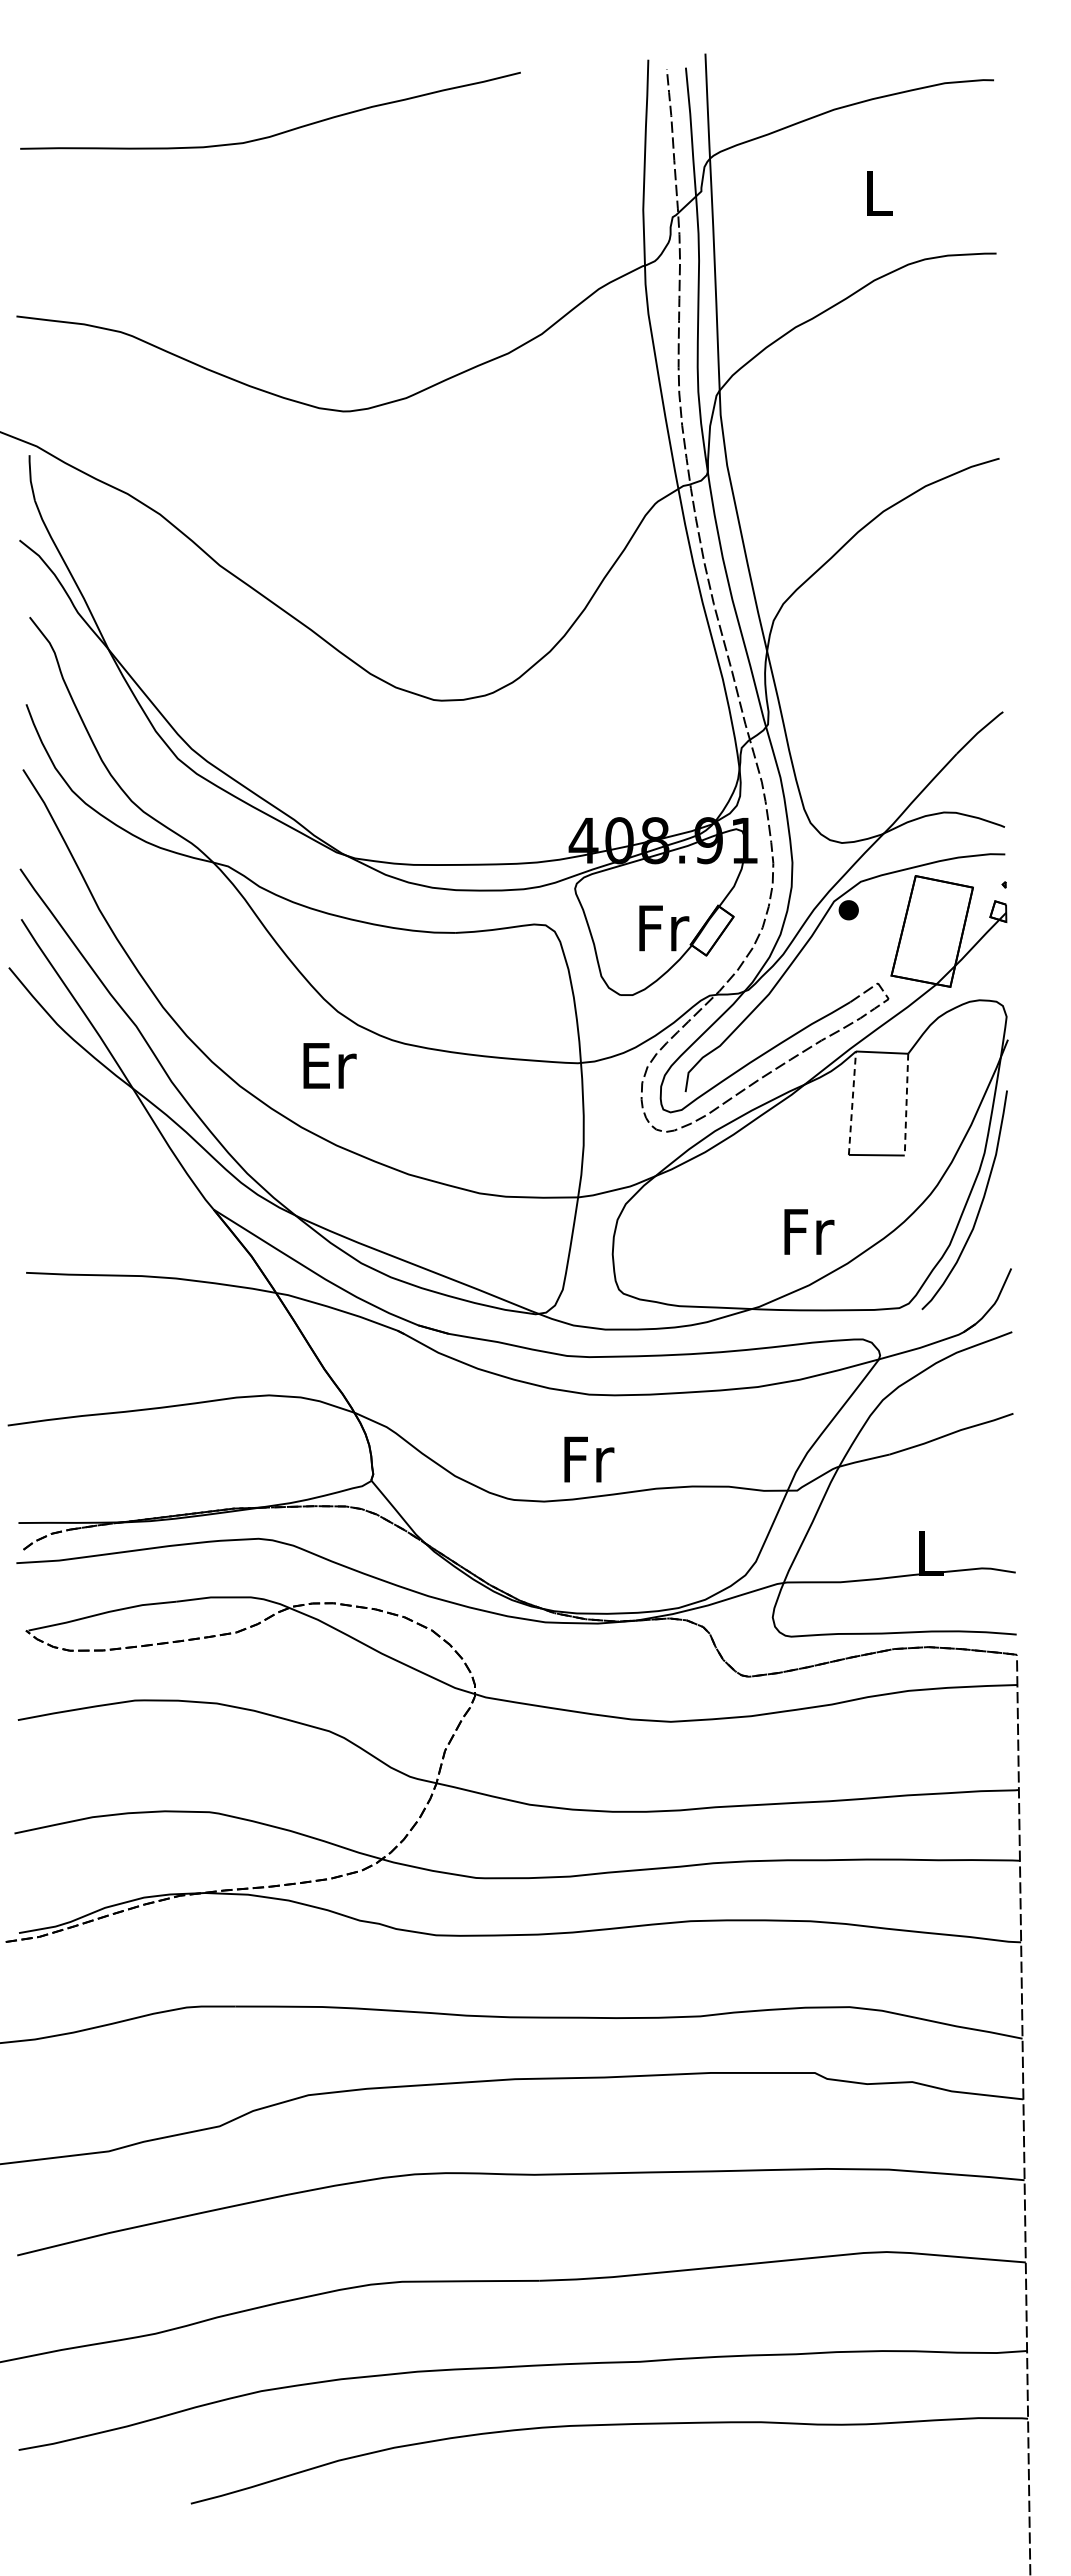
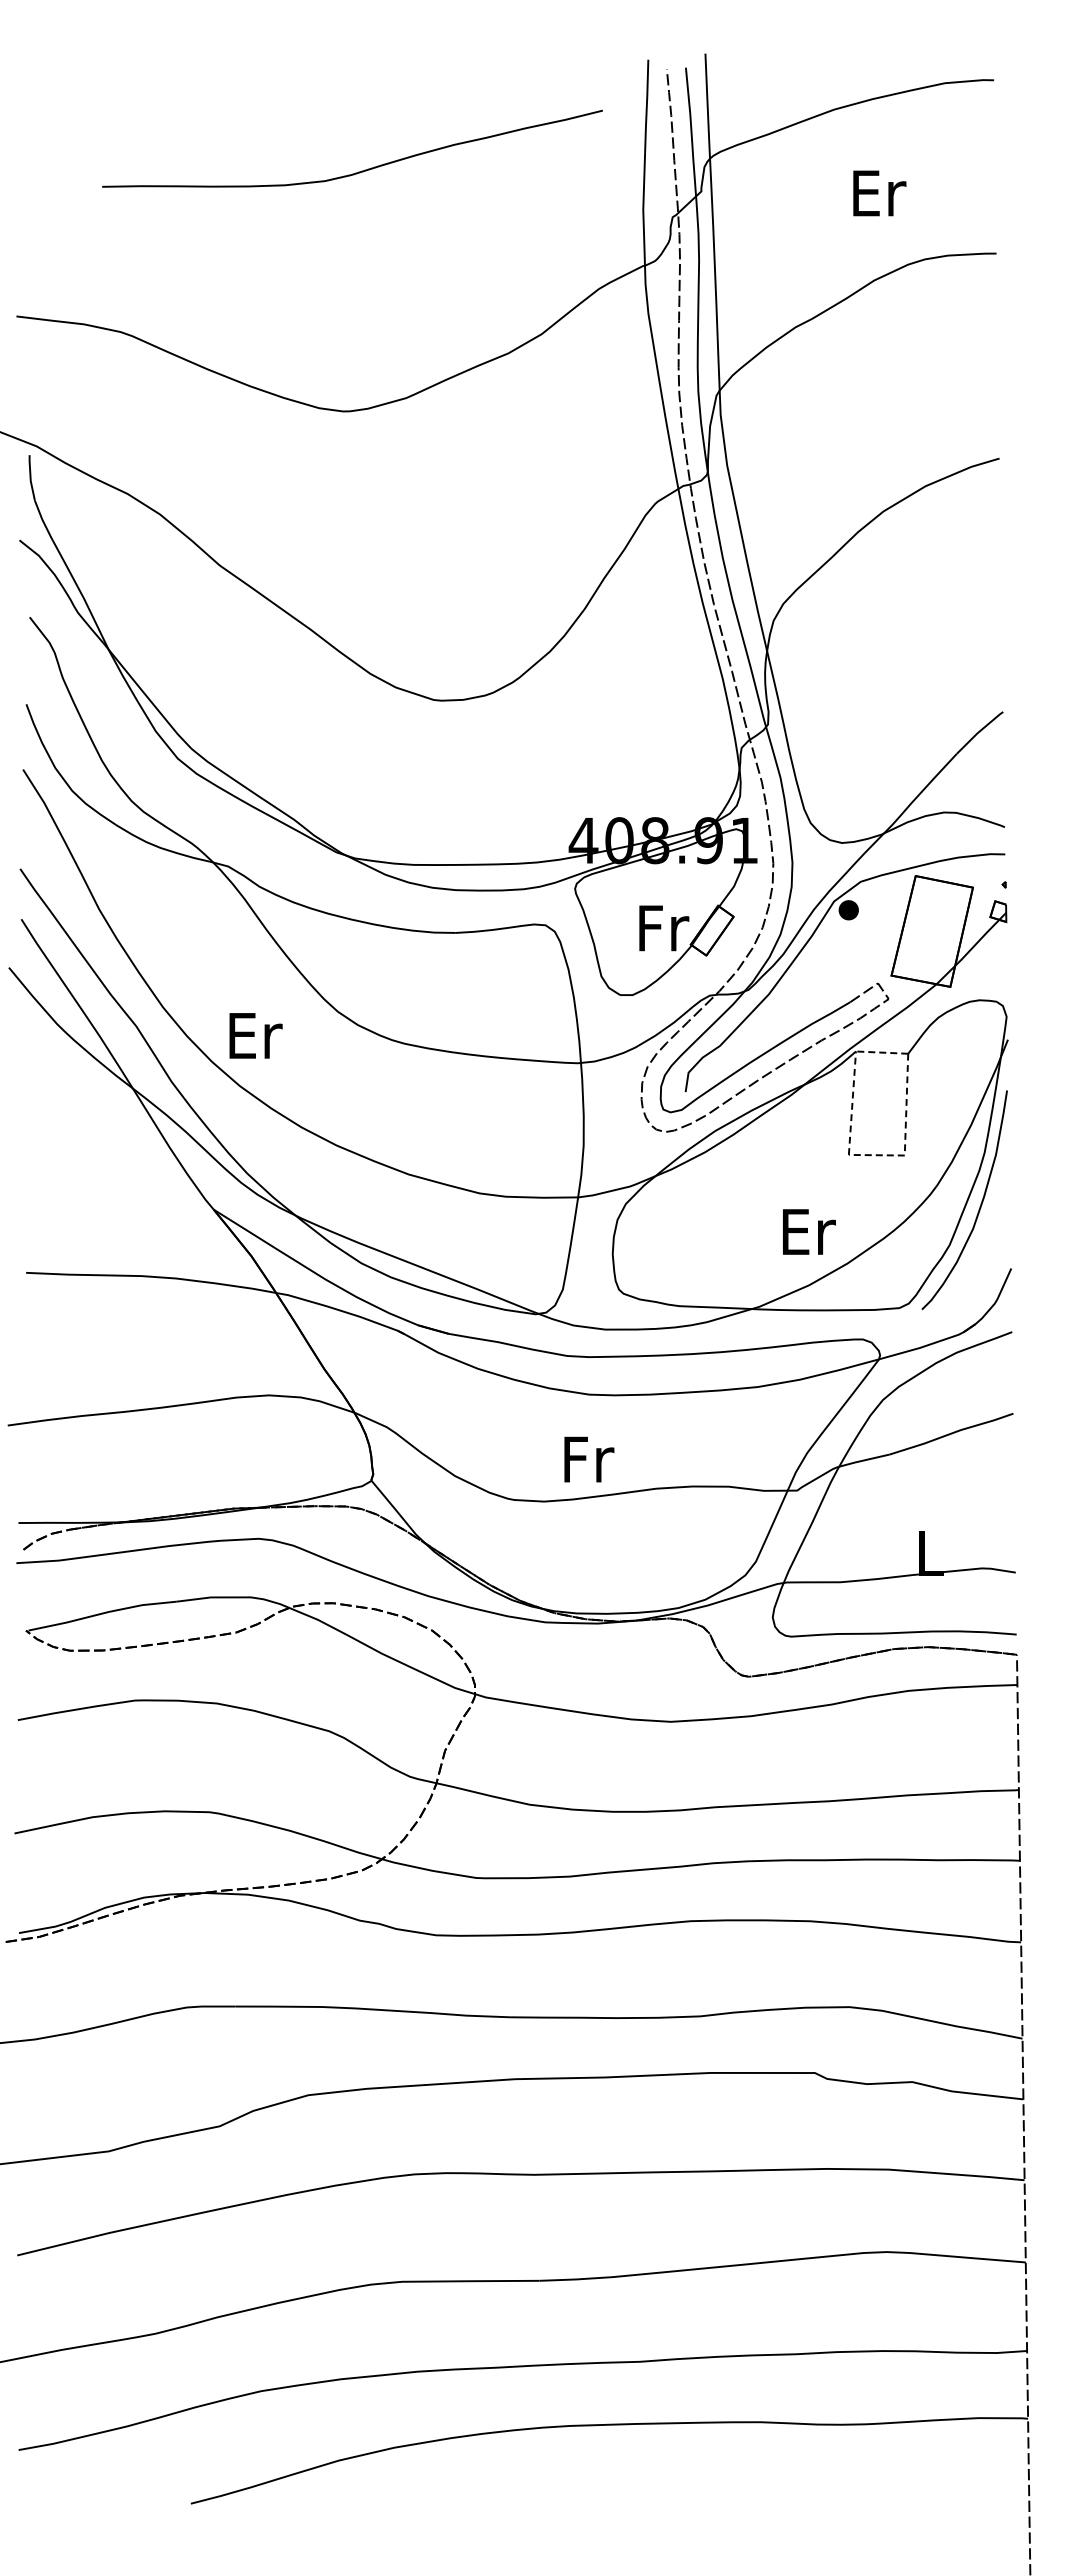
curve position: (279, 132) -> (361, 170) (361, 170)
text: L -> Er (879, 193)
line: solid -> dashed (881, 1052)
text position: (329, 1065) -> (255, 1035) (255, 1035)
line: solid -> dashed (876, 1155)
text: Fr -> Er (809, 1231)
